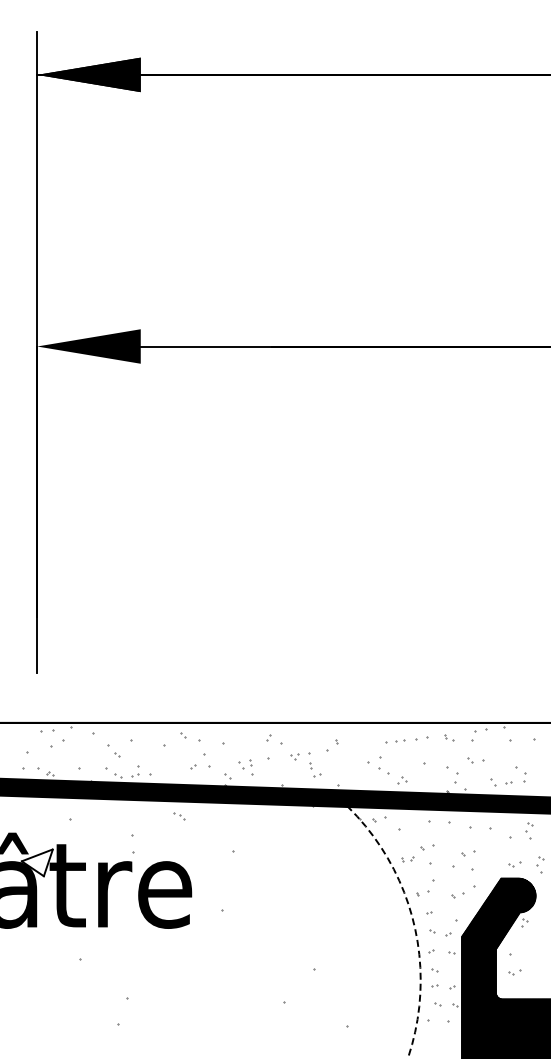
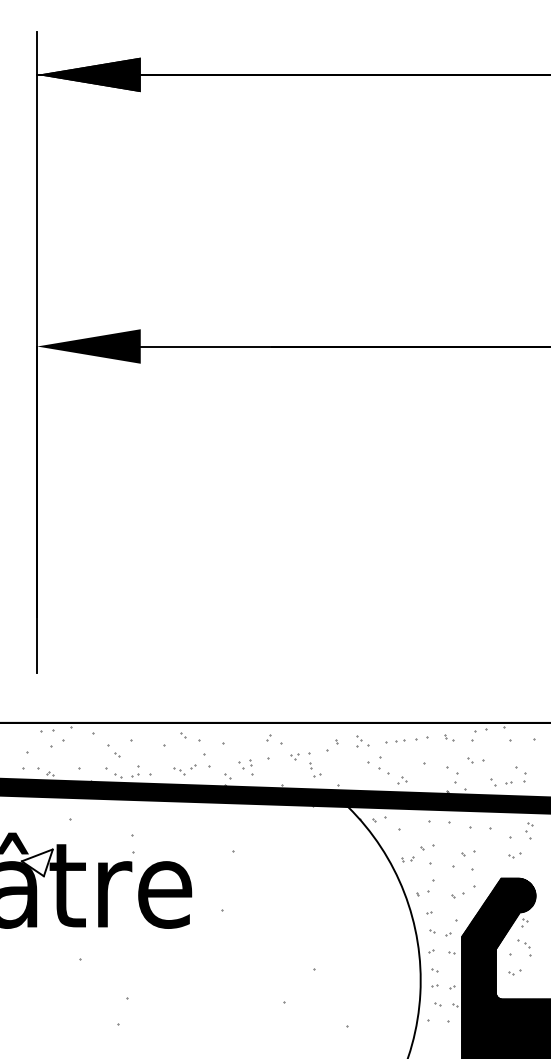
part: none -> present (362, 741)
part position: (179, 816) -> (179, 771) (179, 771)
part position: (514, 864) -> (514, 855) (514, 855)
part: present -> none (540, 864)
arc: dashed -> solid (413, 924)
part: none -> present (524, 947)
